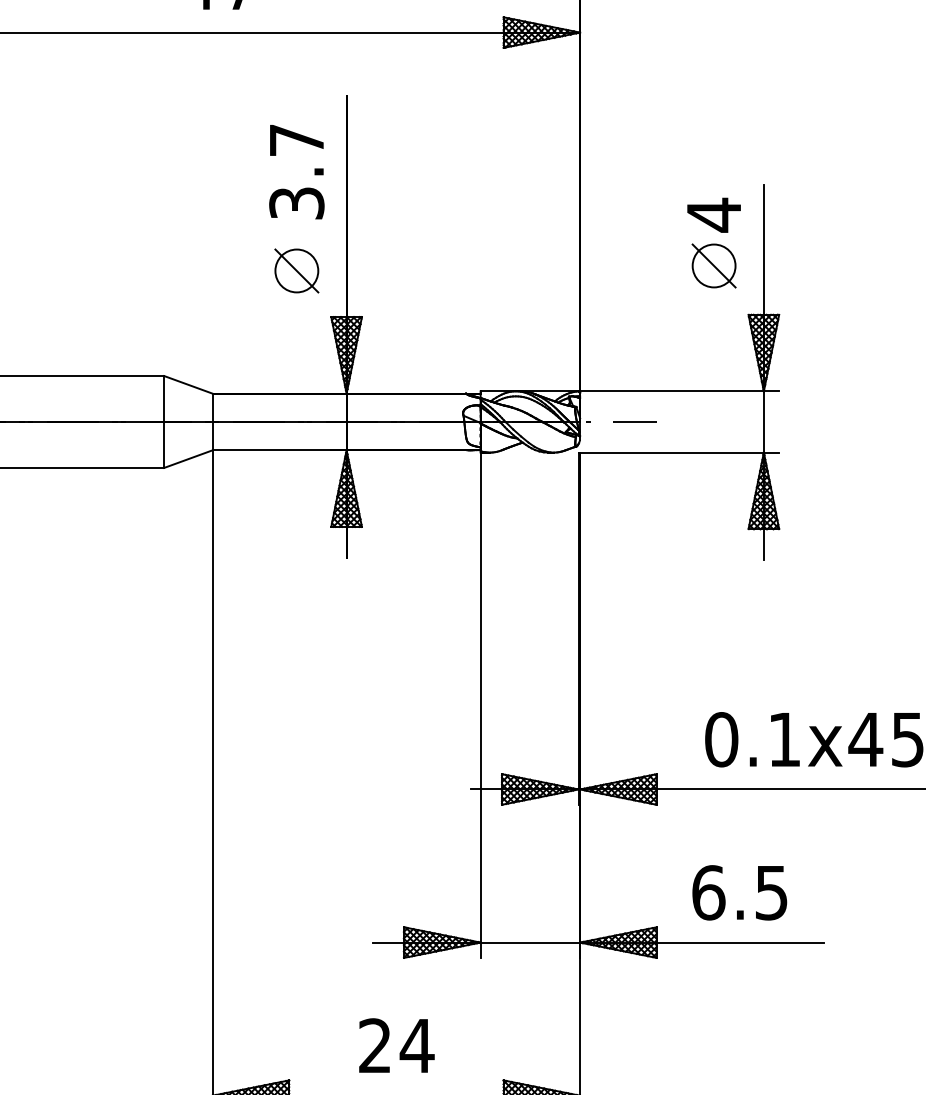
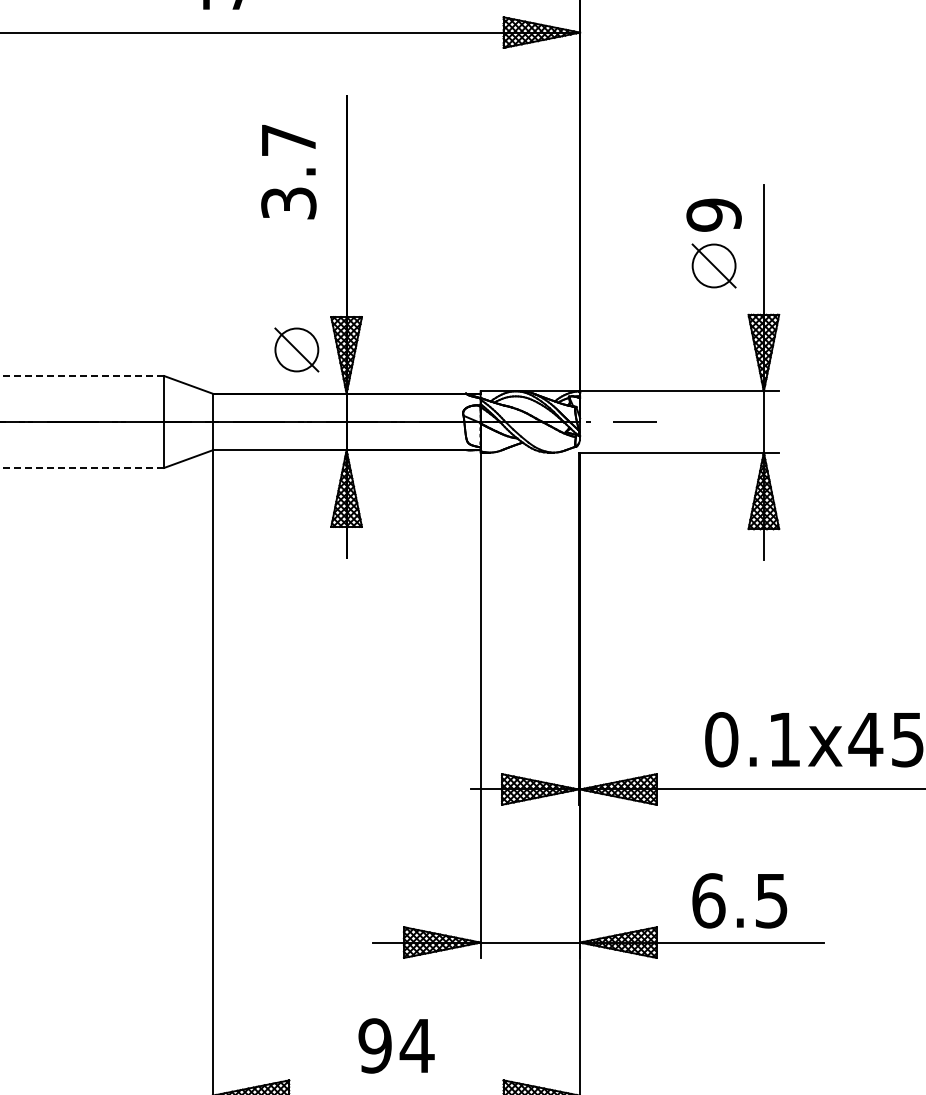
text position: (296, 172) -> (288, 172) (288, 172)
text: 4 -> 9 (713, 214)
part position: (296, 270) -> (296, 349) (296, 349)
line: solid -> dashed (82, 376)
line: solid -> dashed (82, 467)
text position: (739, 892) -> (739, 900) (739, 900)
text: 24 -> 94 (374, 1045)
